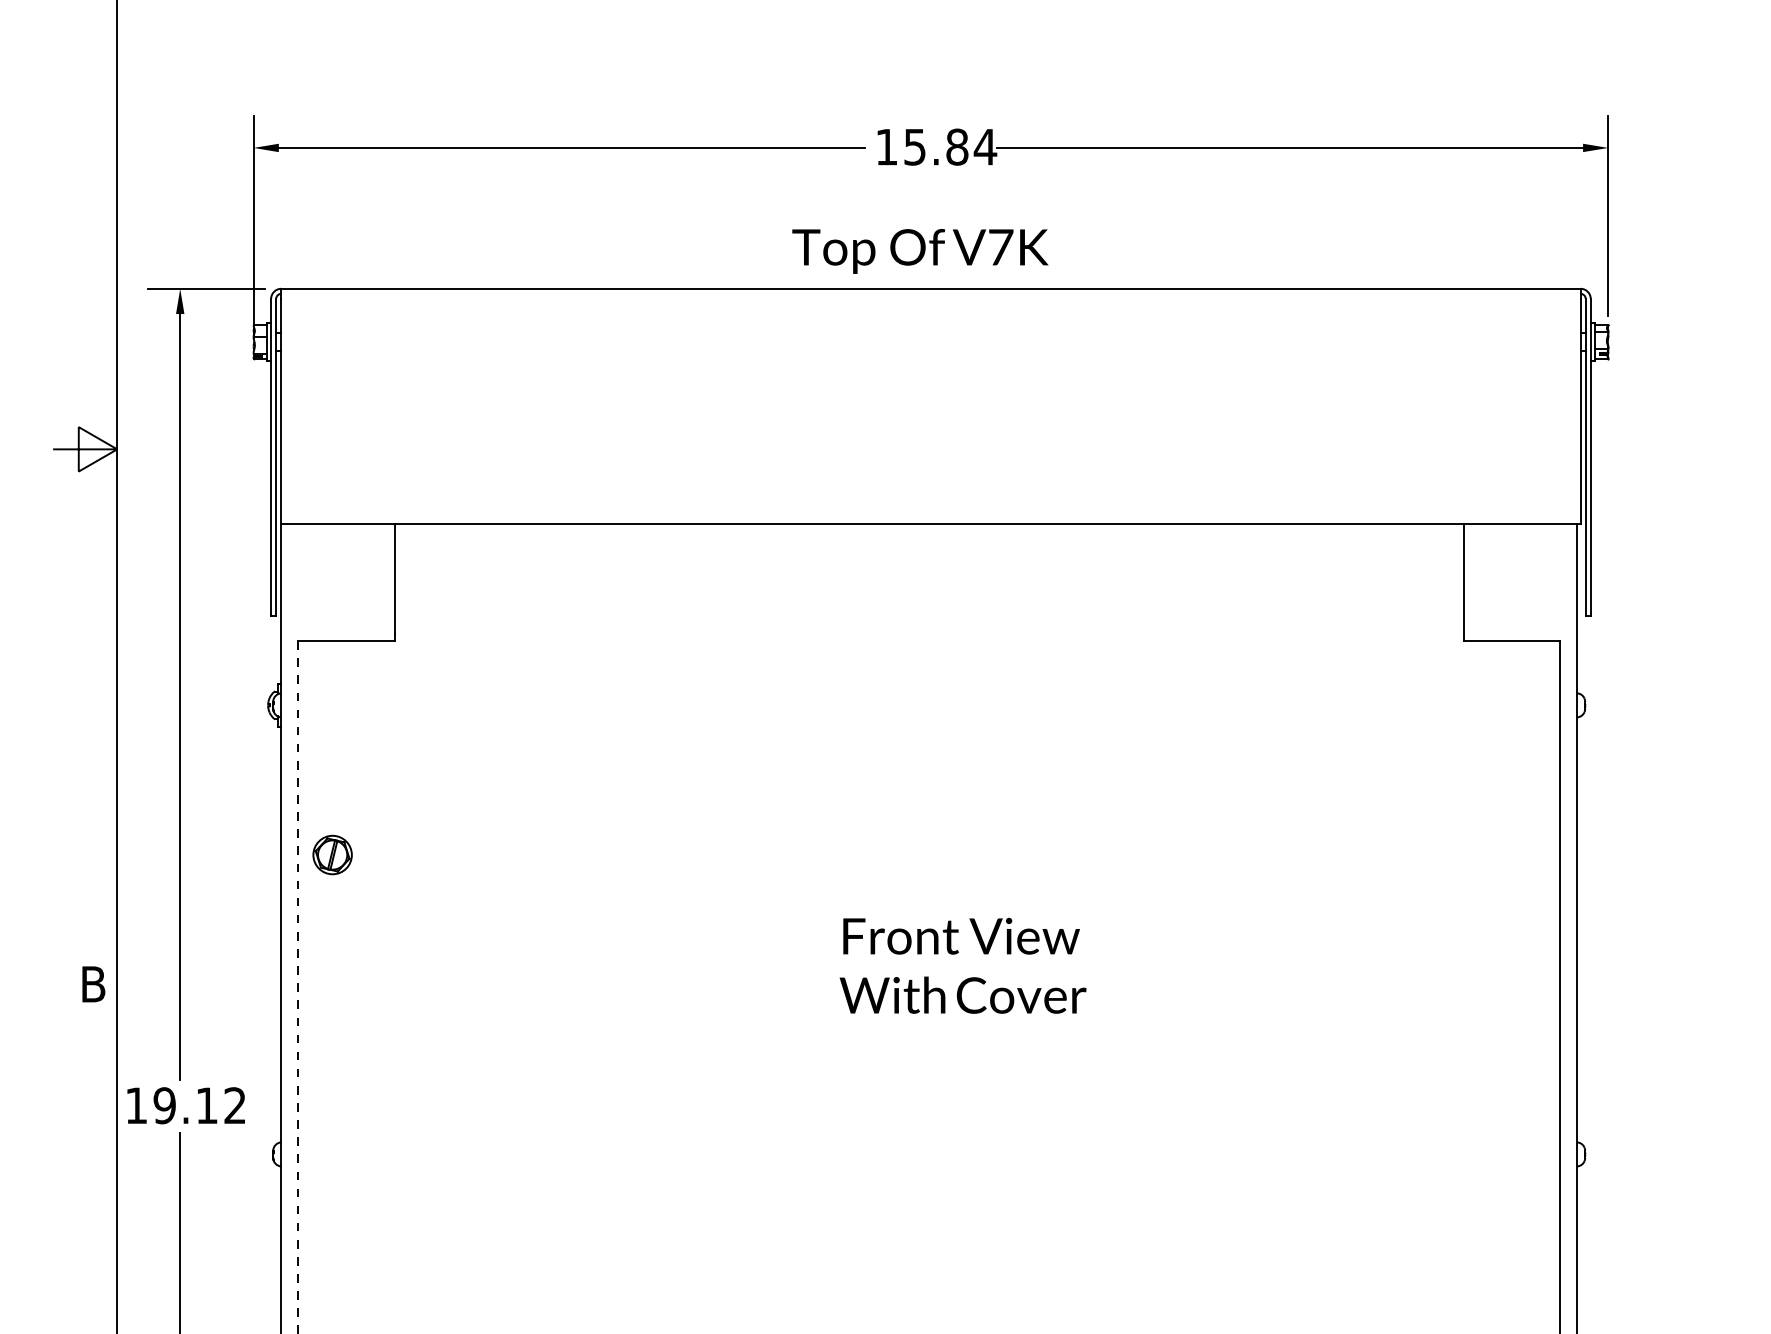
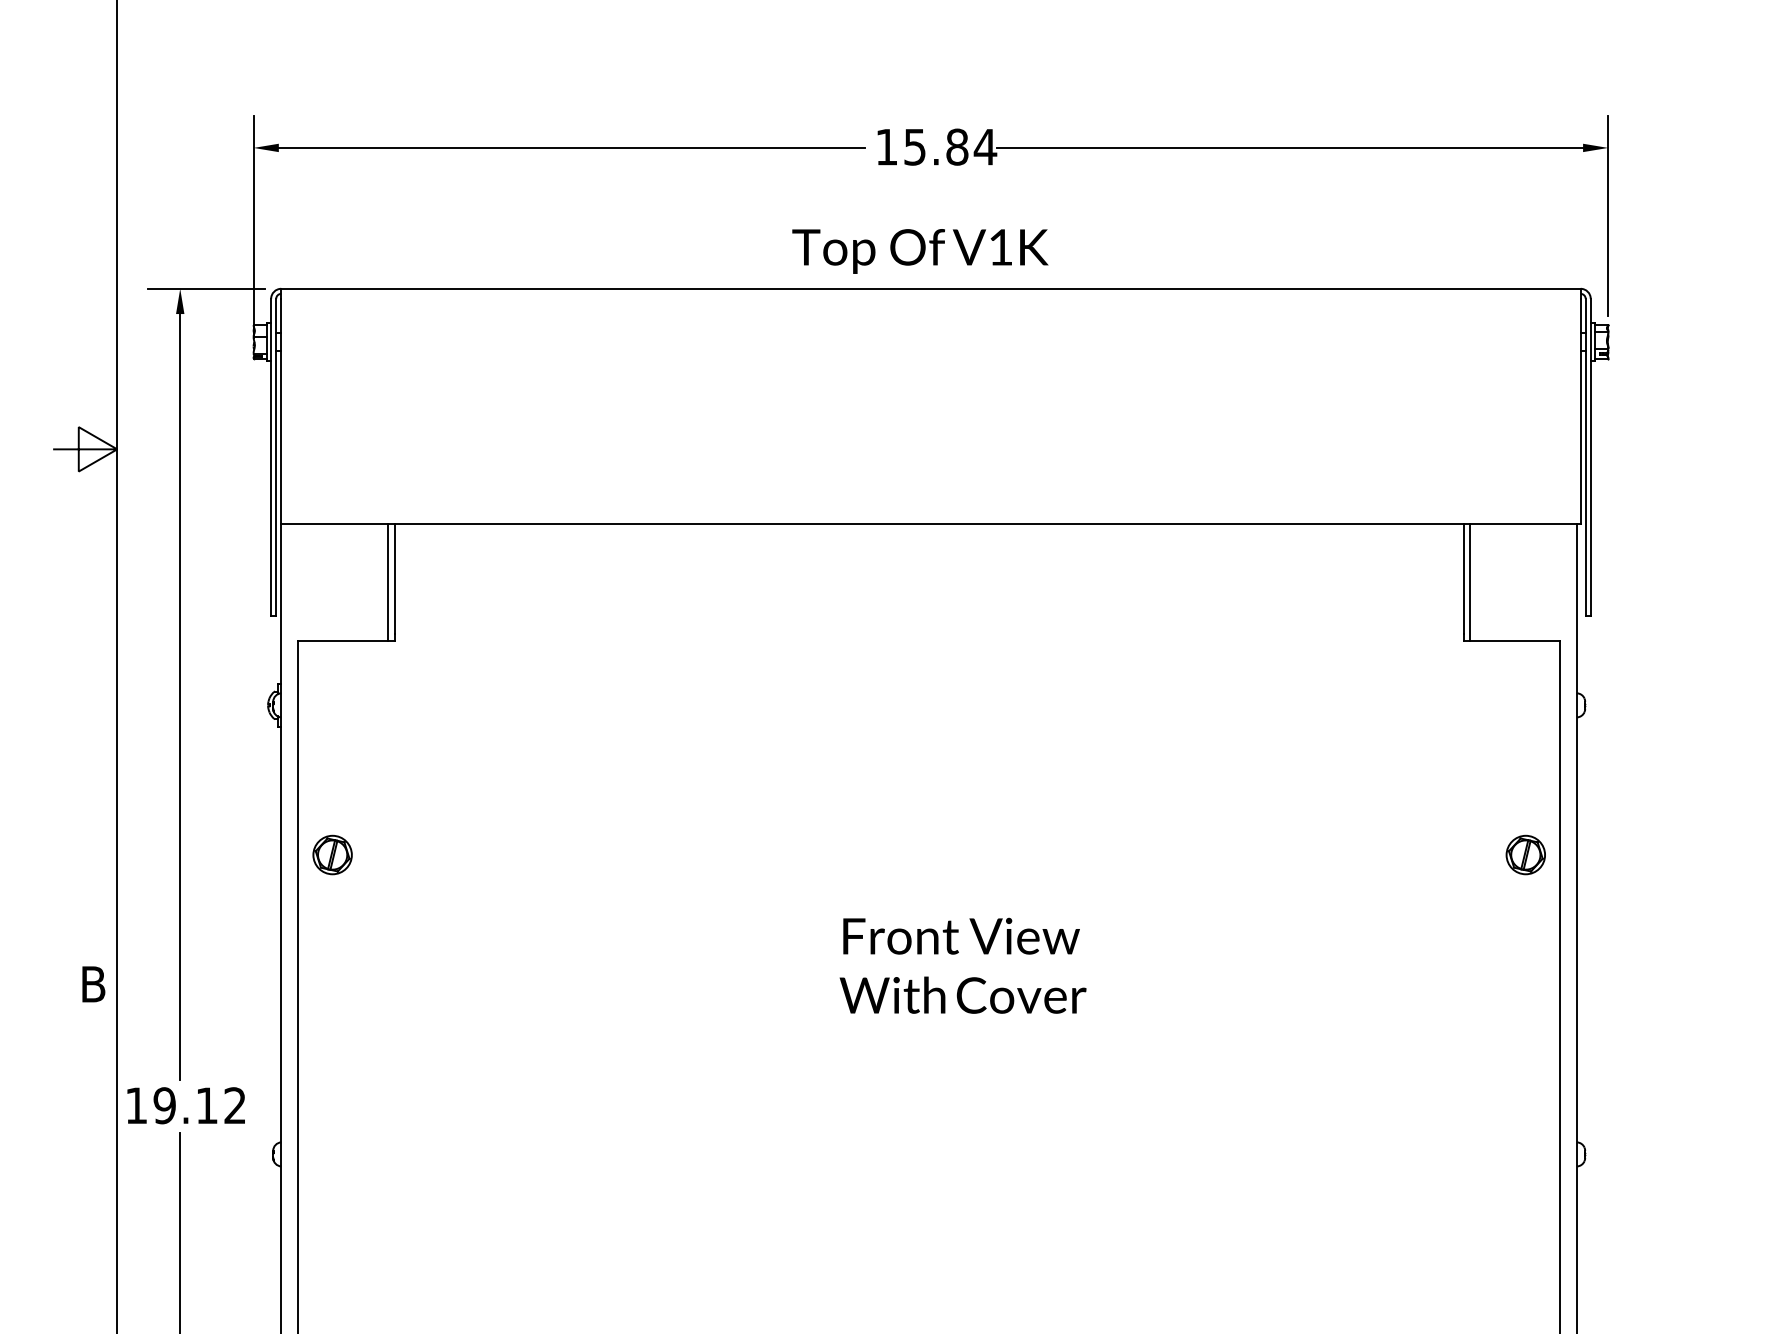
text: V7K -> V1K (1001, 247)
line: none -> present (388, 582)
line: none -> present (1470, 582)
part: none -> present (1525, 854)
line: dashed -> solid (298, 988)
